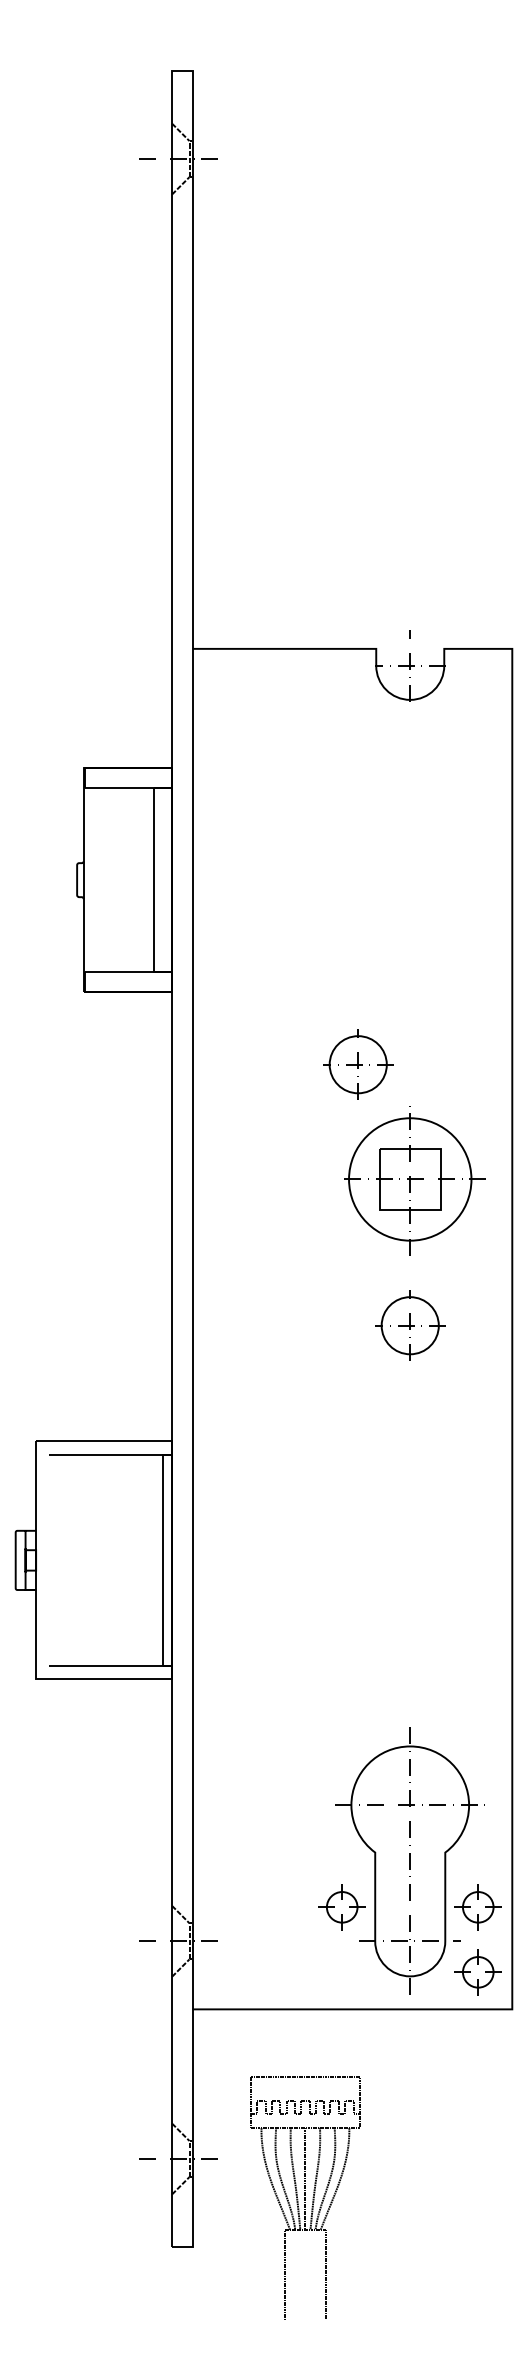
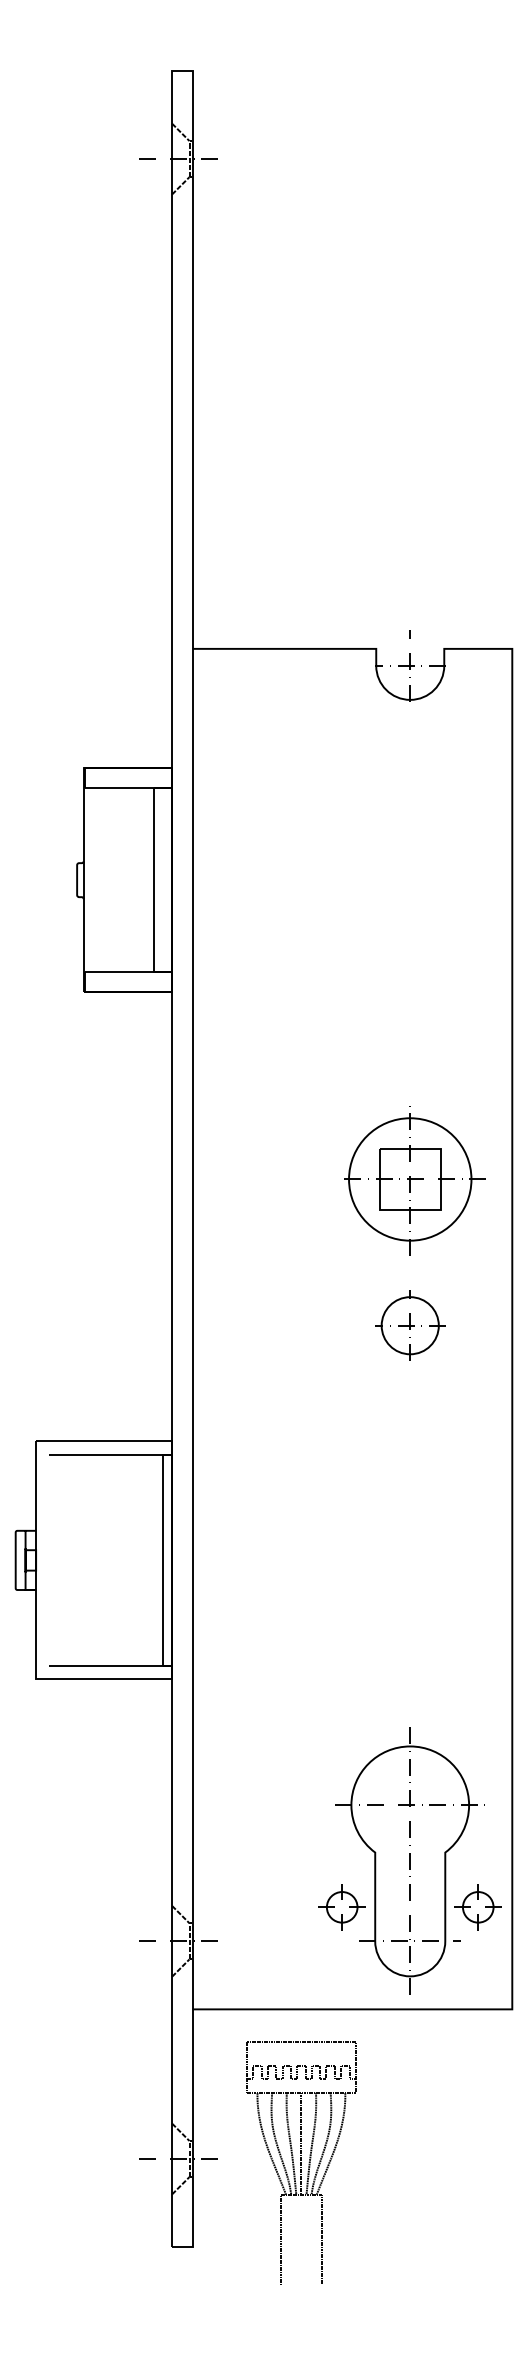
part: present -> none (358, 1064)
part: present -> none (477, 1972)
part position: (305, 2197) -> (301, 2162) (301, 2162)
